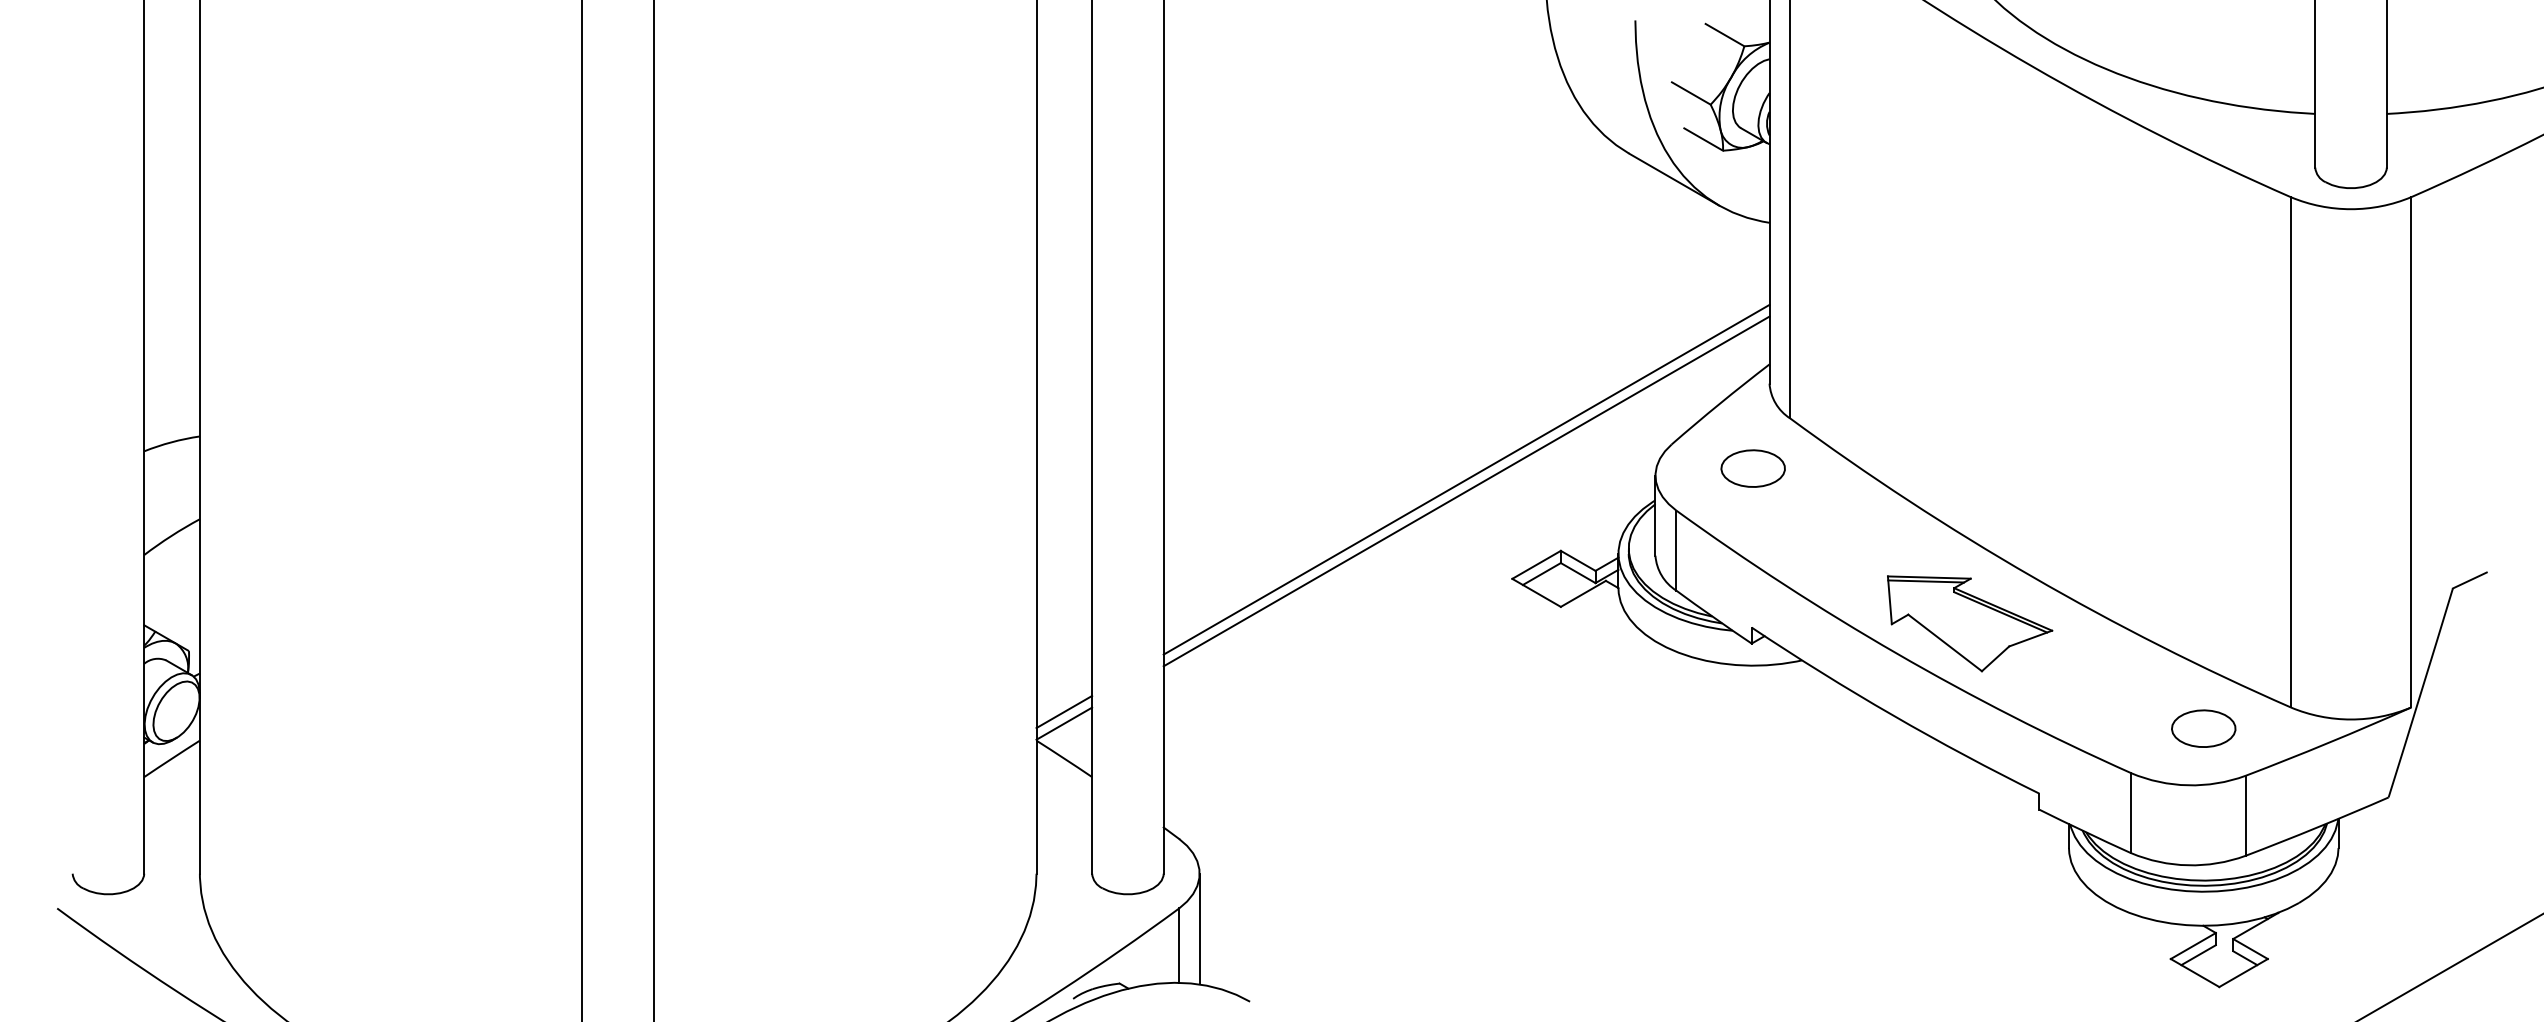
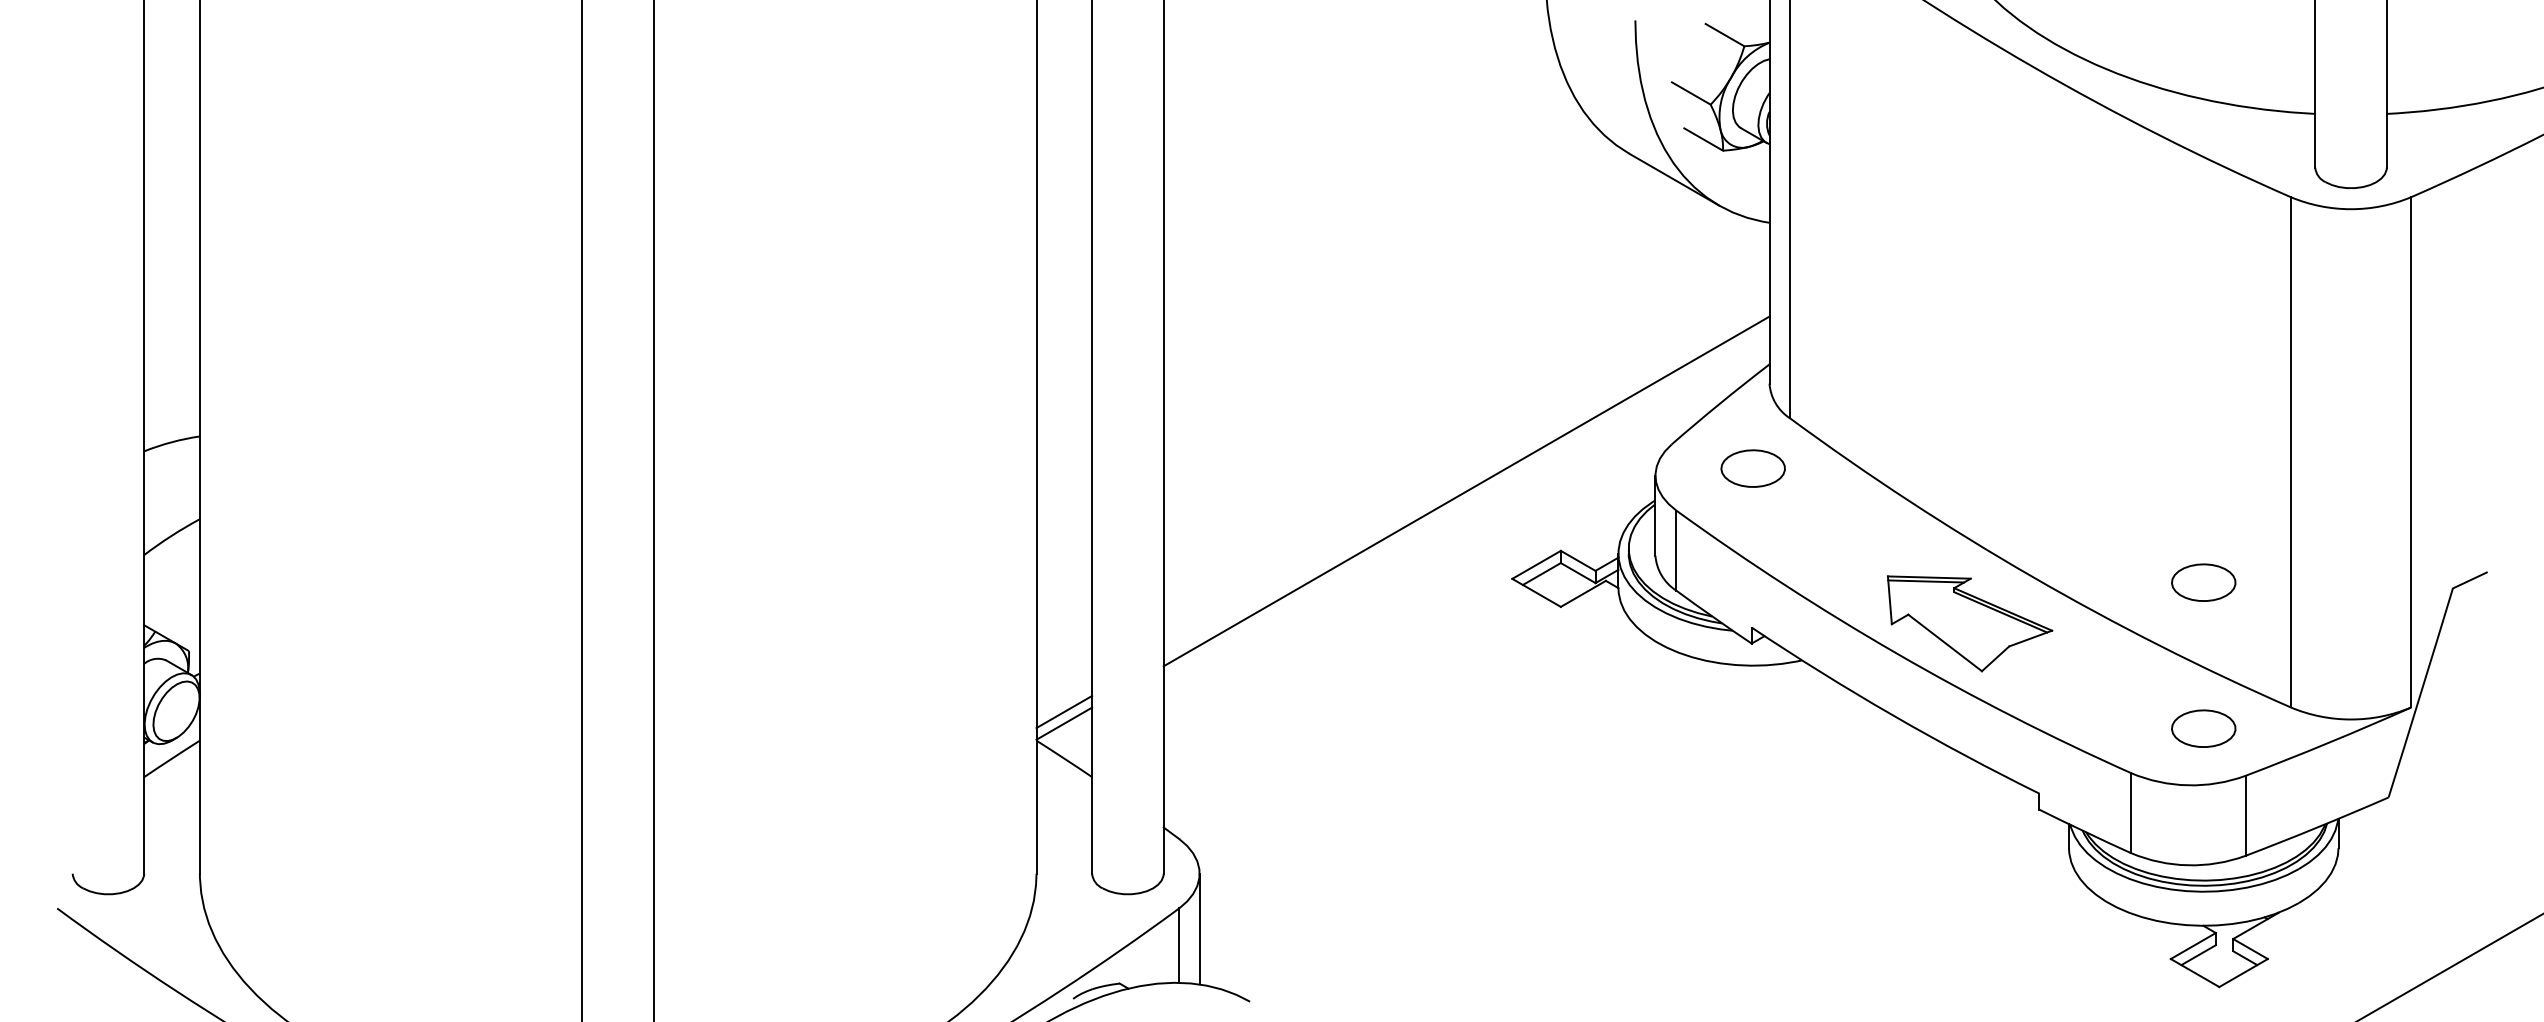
line: present -> none (1466, 479)
part: none -> present (2203, 582)
